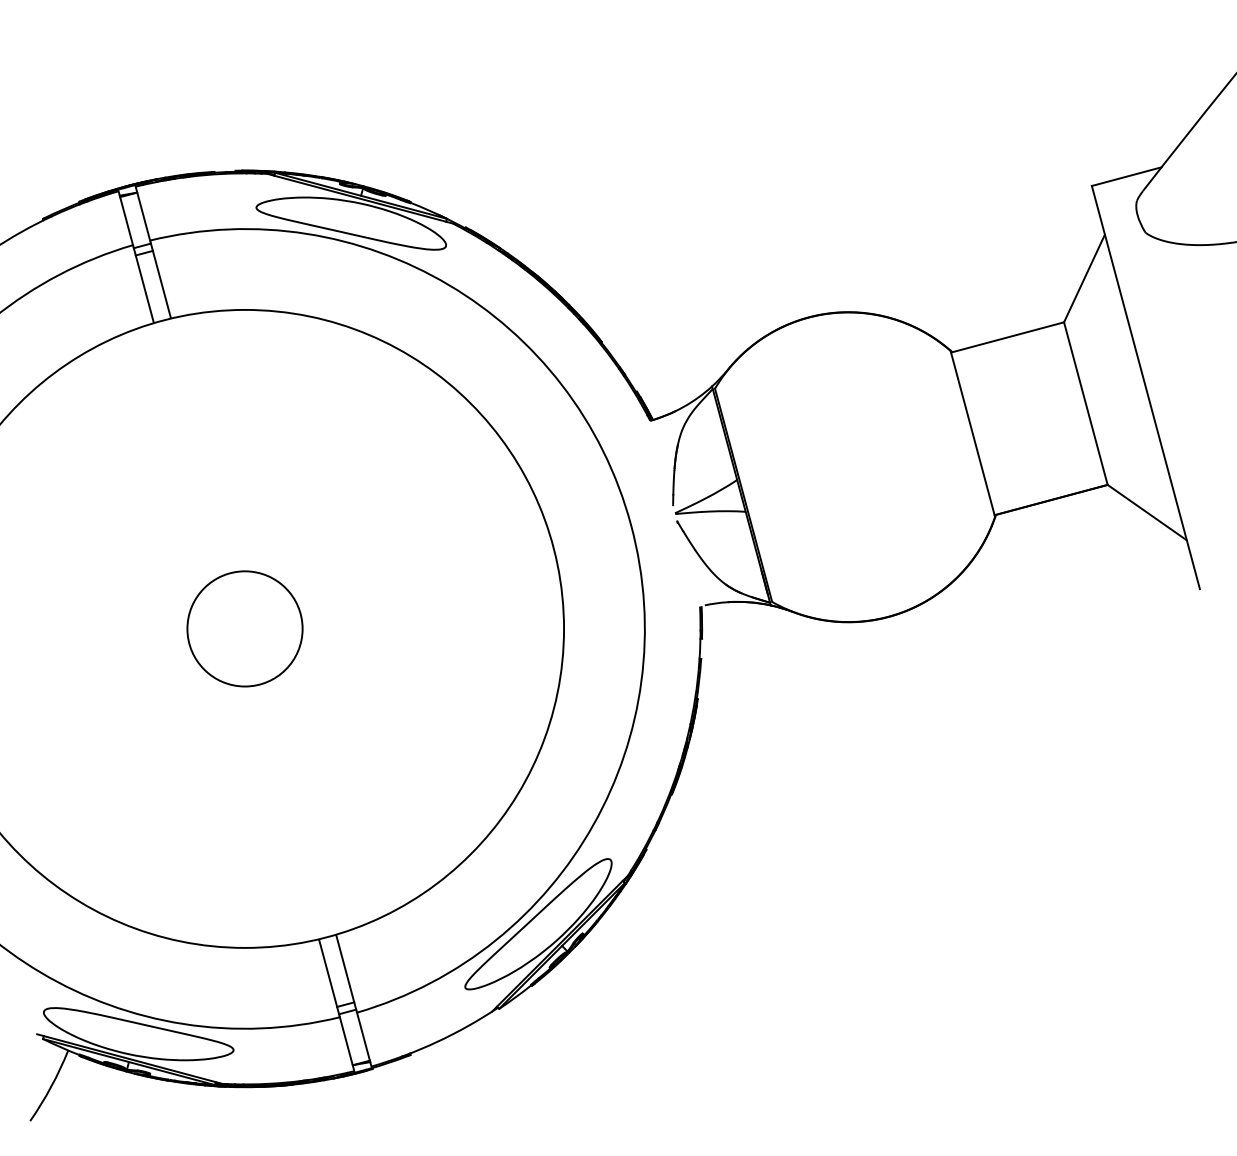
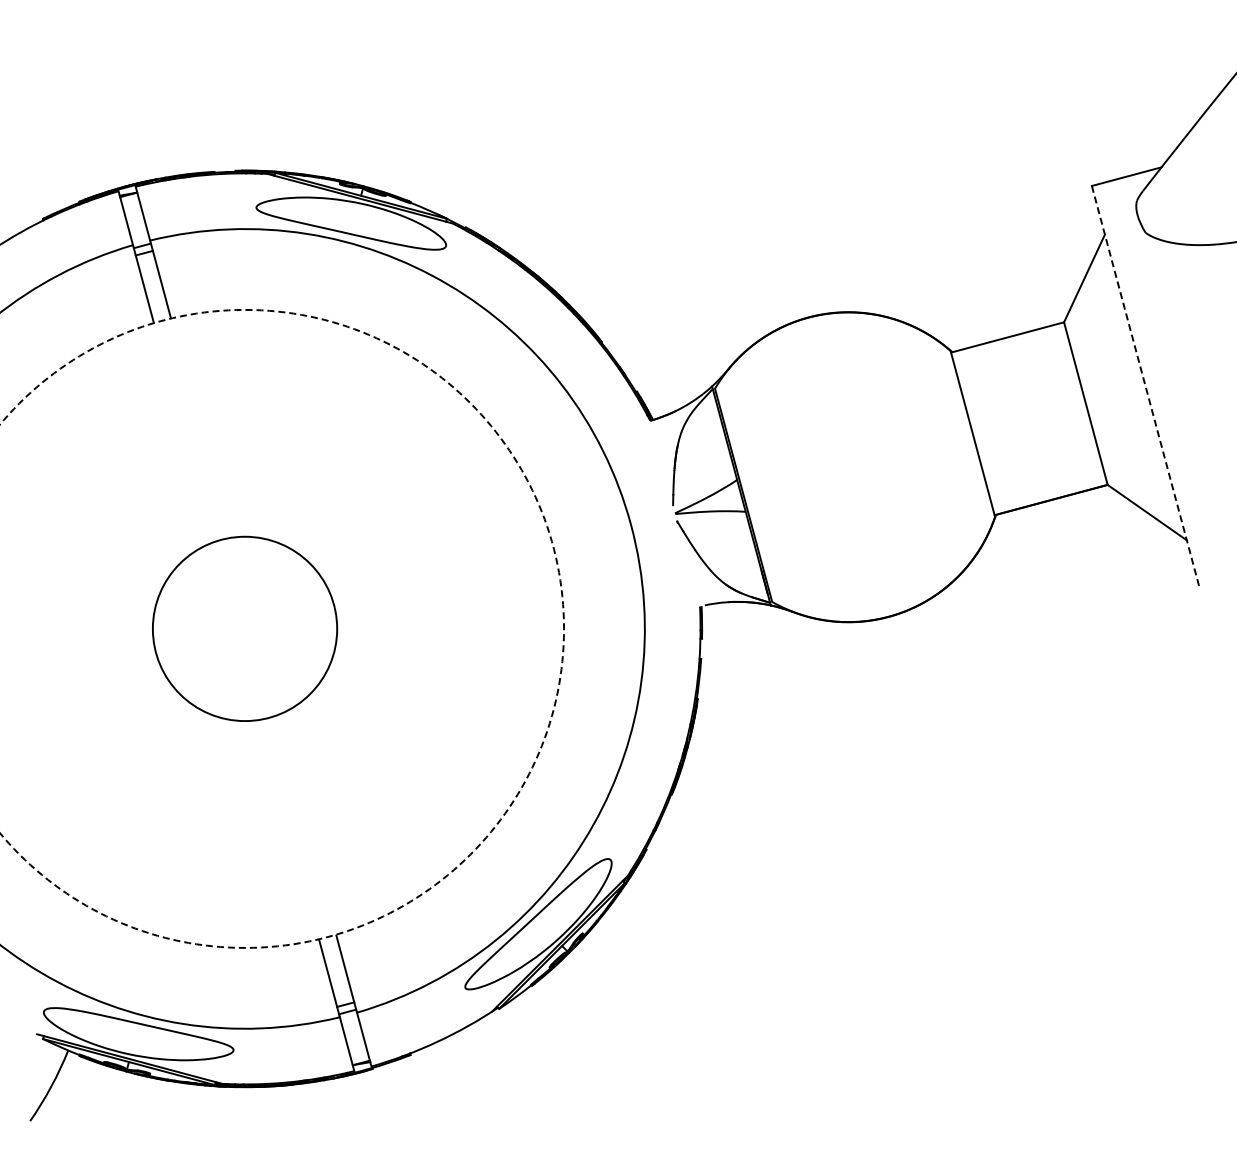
line: solid -> dashed (1145, 387)
circle diameter: 115 px -> 184 px (244, 628)
circle: solid -> dashed (282, 628)
